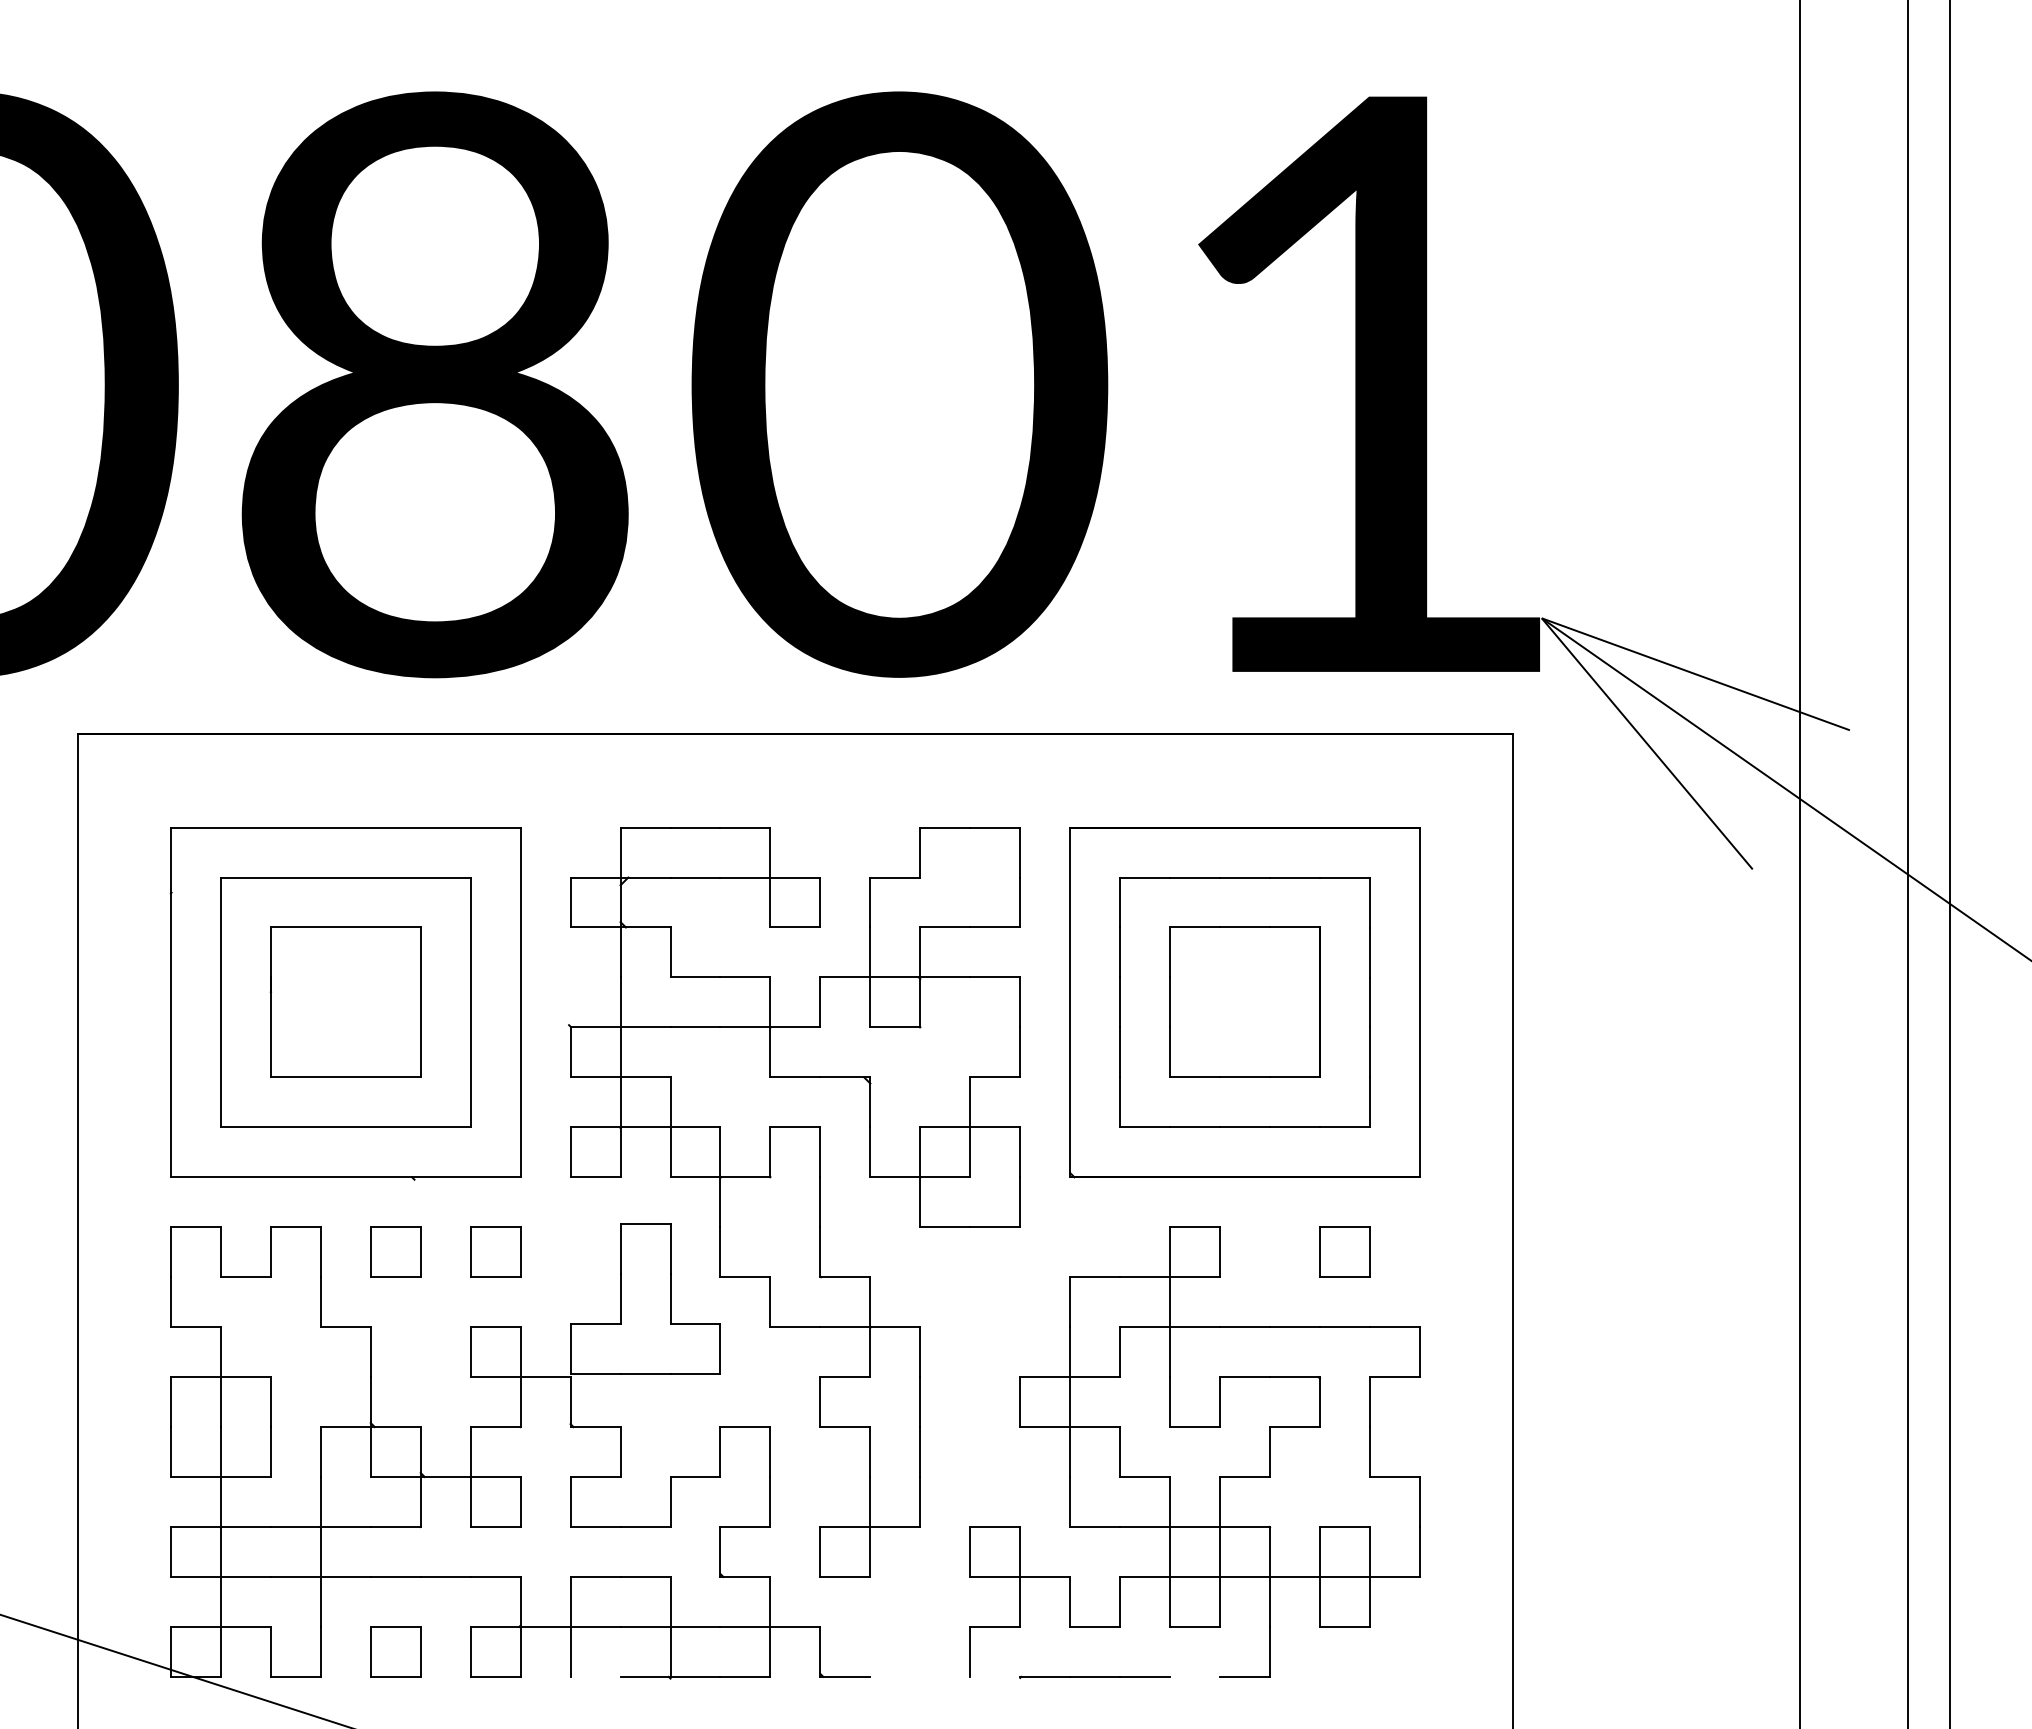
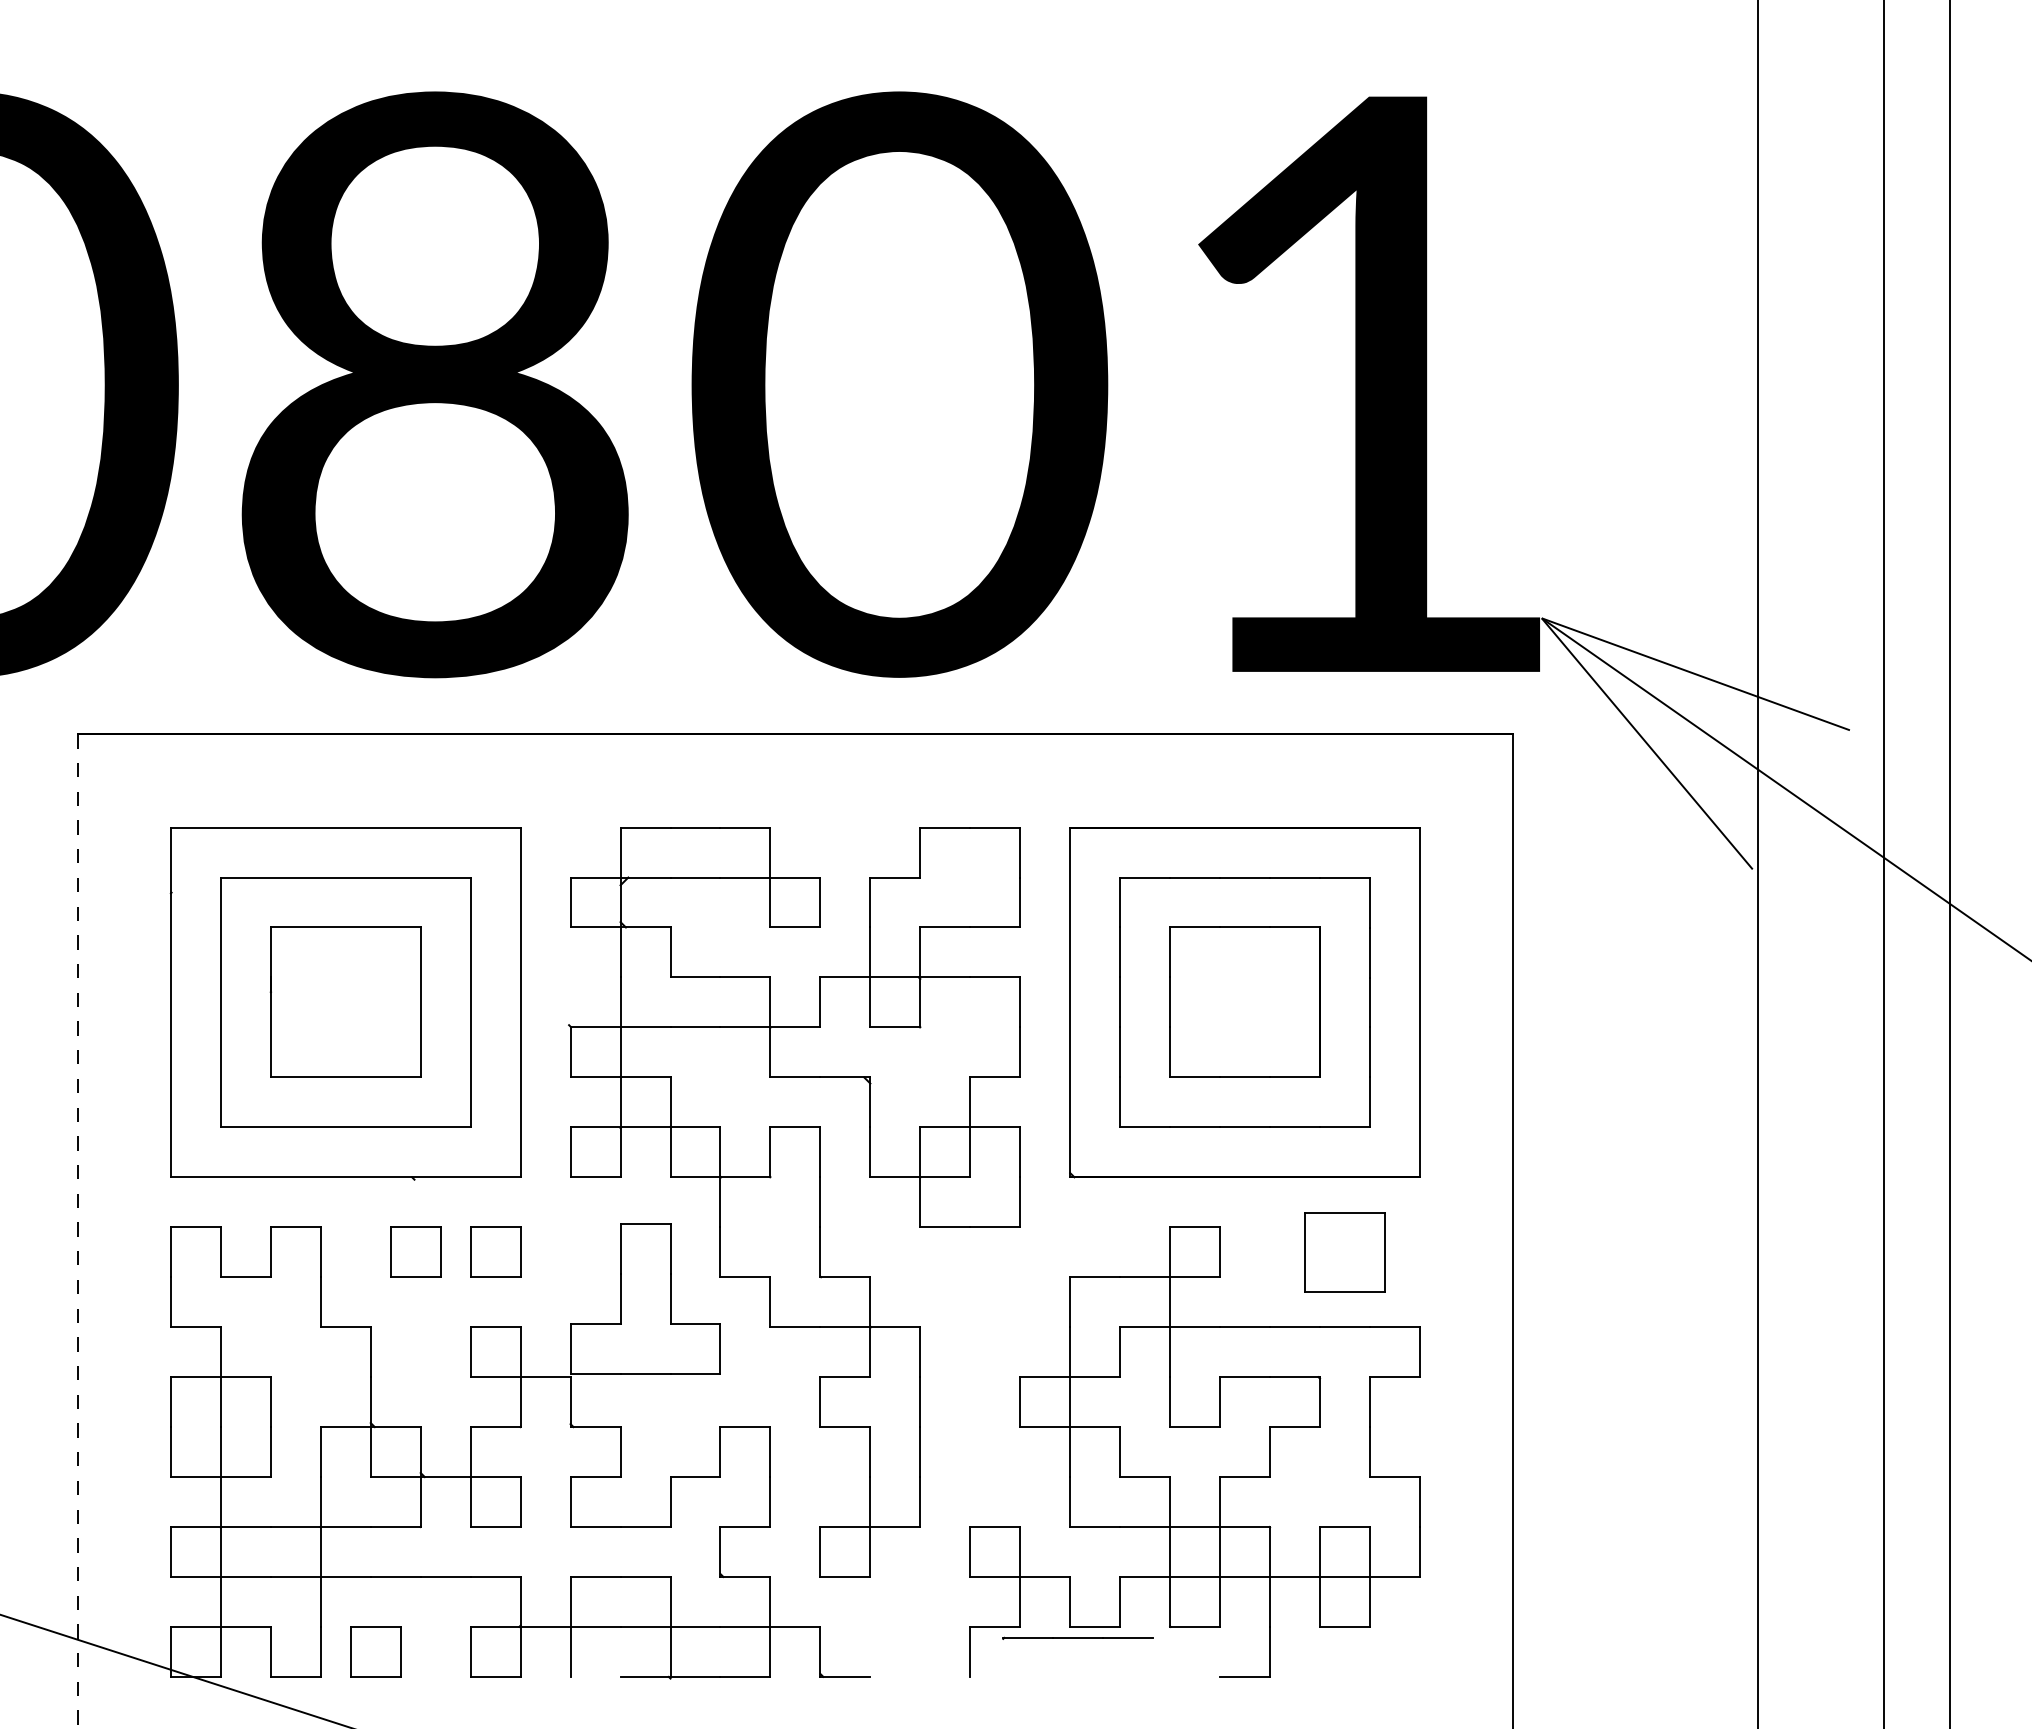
line position: (1800, 863) -> (1758, 863) (1758, 863)
line position: (1908, 863) -> (1884, 863) (1884, 863)
line: solid -> dashed (77, 1231)
part position: (395, 1251) -> (415, 1251) (415, 1251)
part size: 52x52 px -> 82x81 px (1344, 1252)
part position: (395, 1651) -> (375, 1651) (375, 1651)
part position: (1094, 1676) -> (1077, 1637) (1077, 1637)
